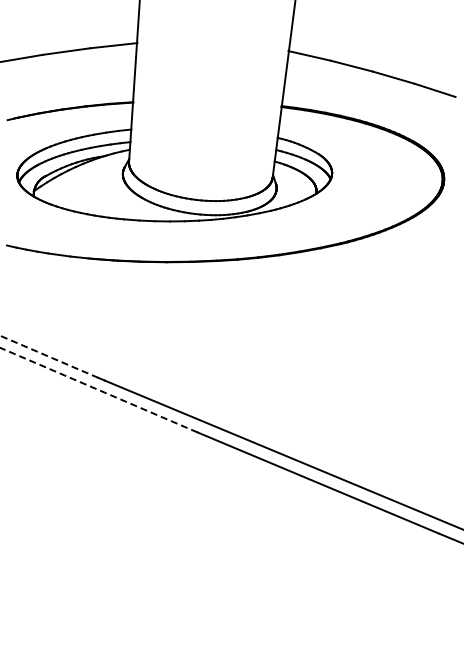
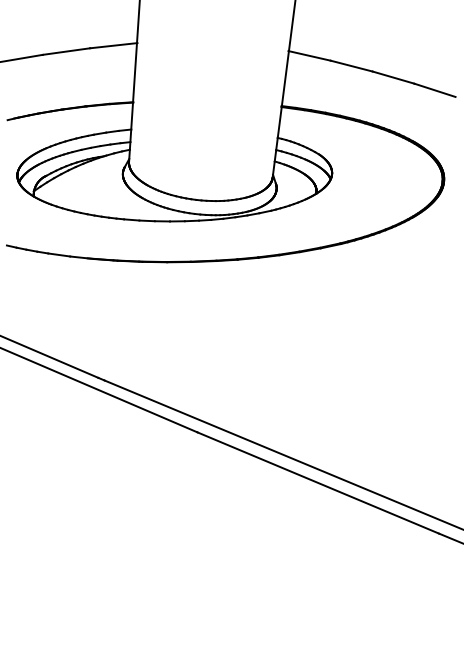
line: dashed -> solid (48, 356)
line: dashed -> solid (98, 389)
